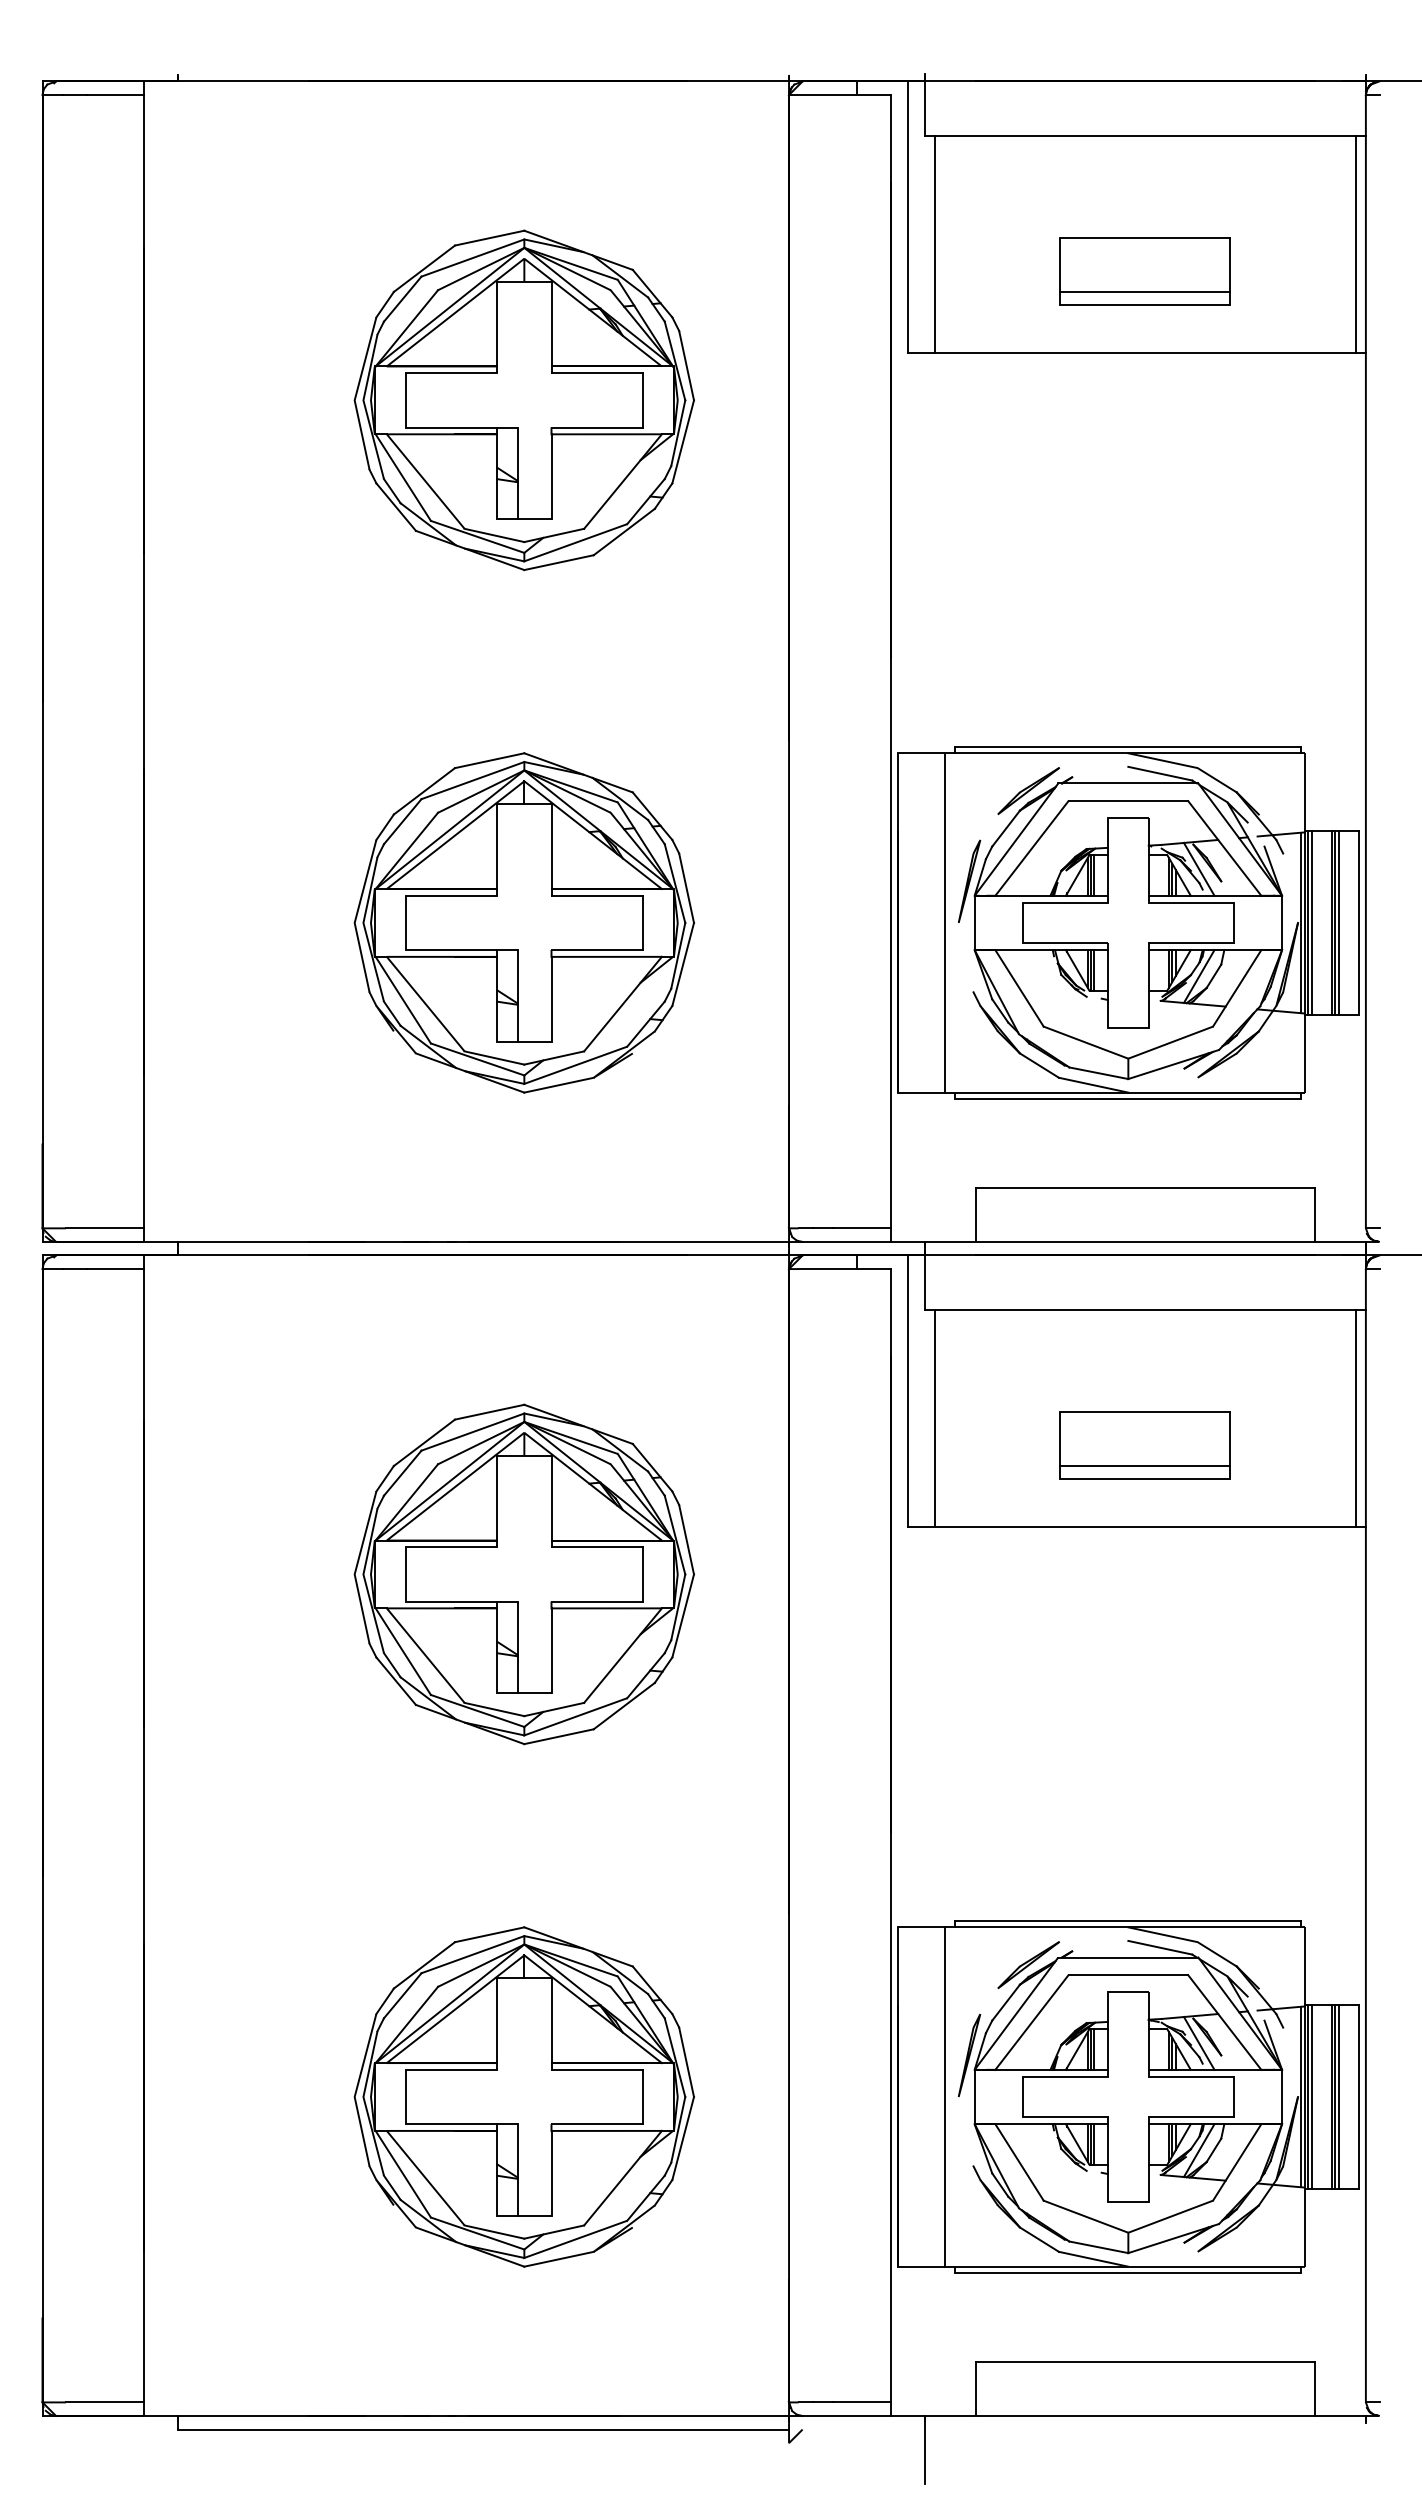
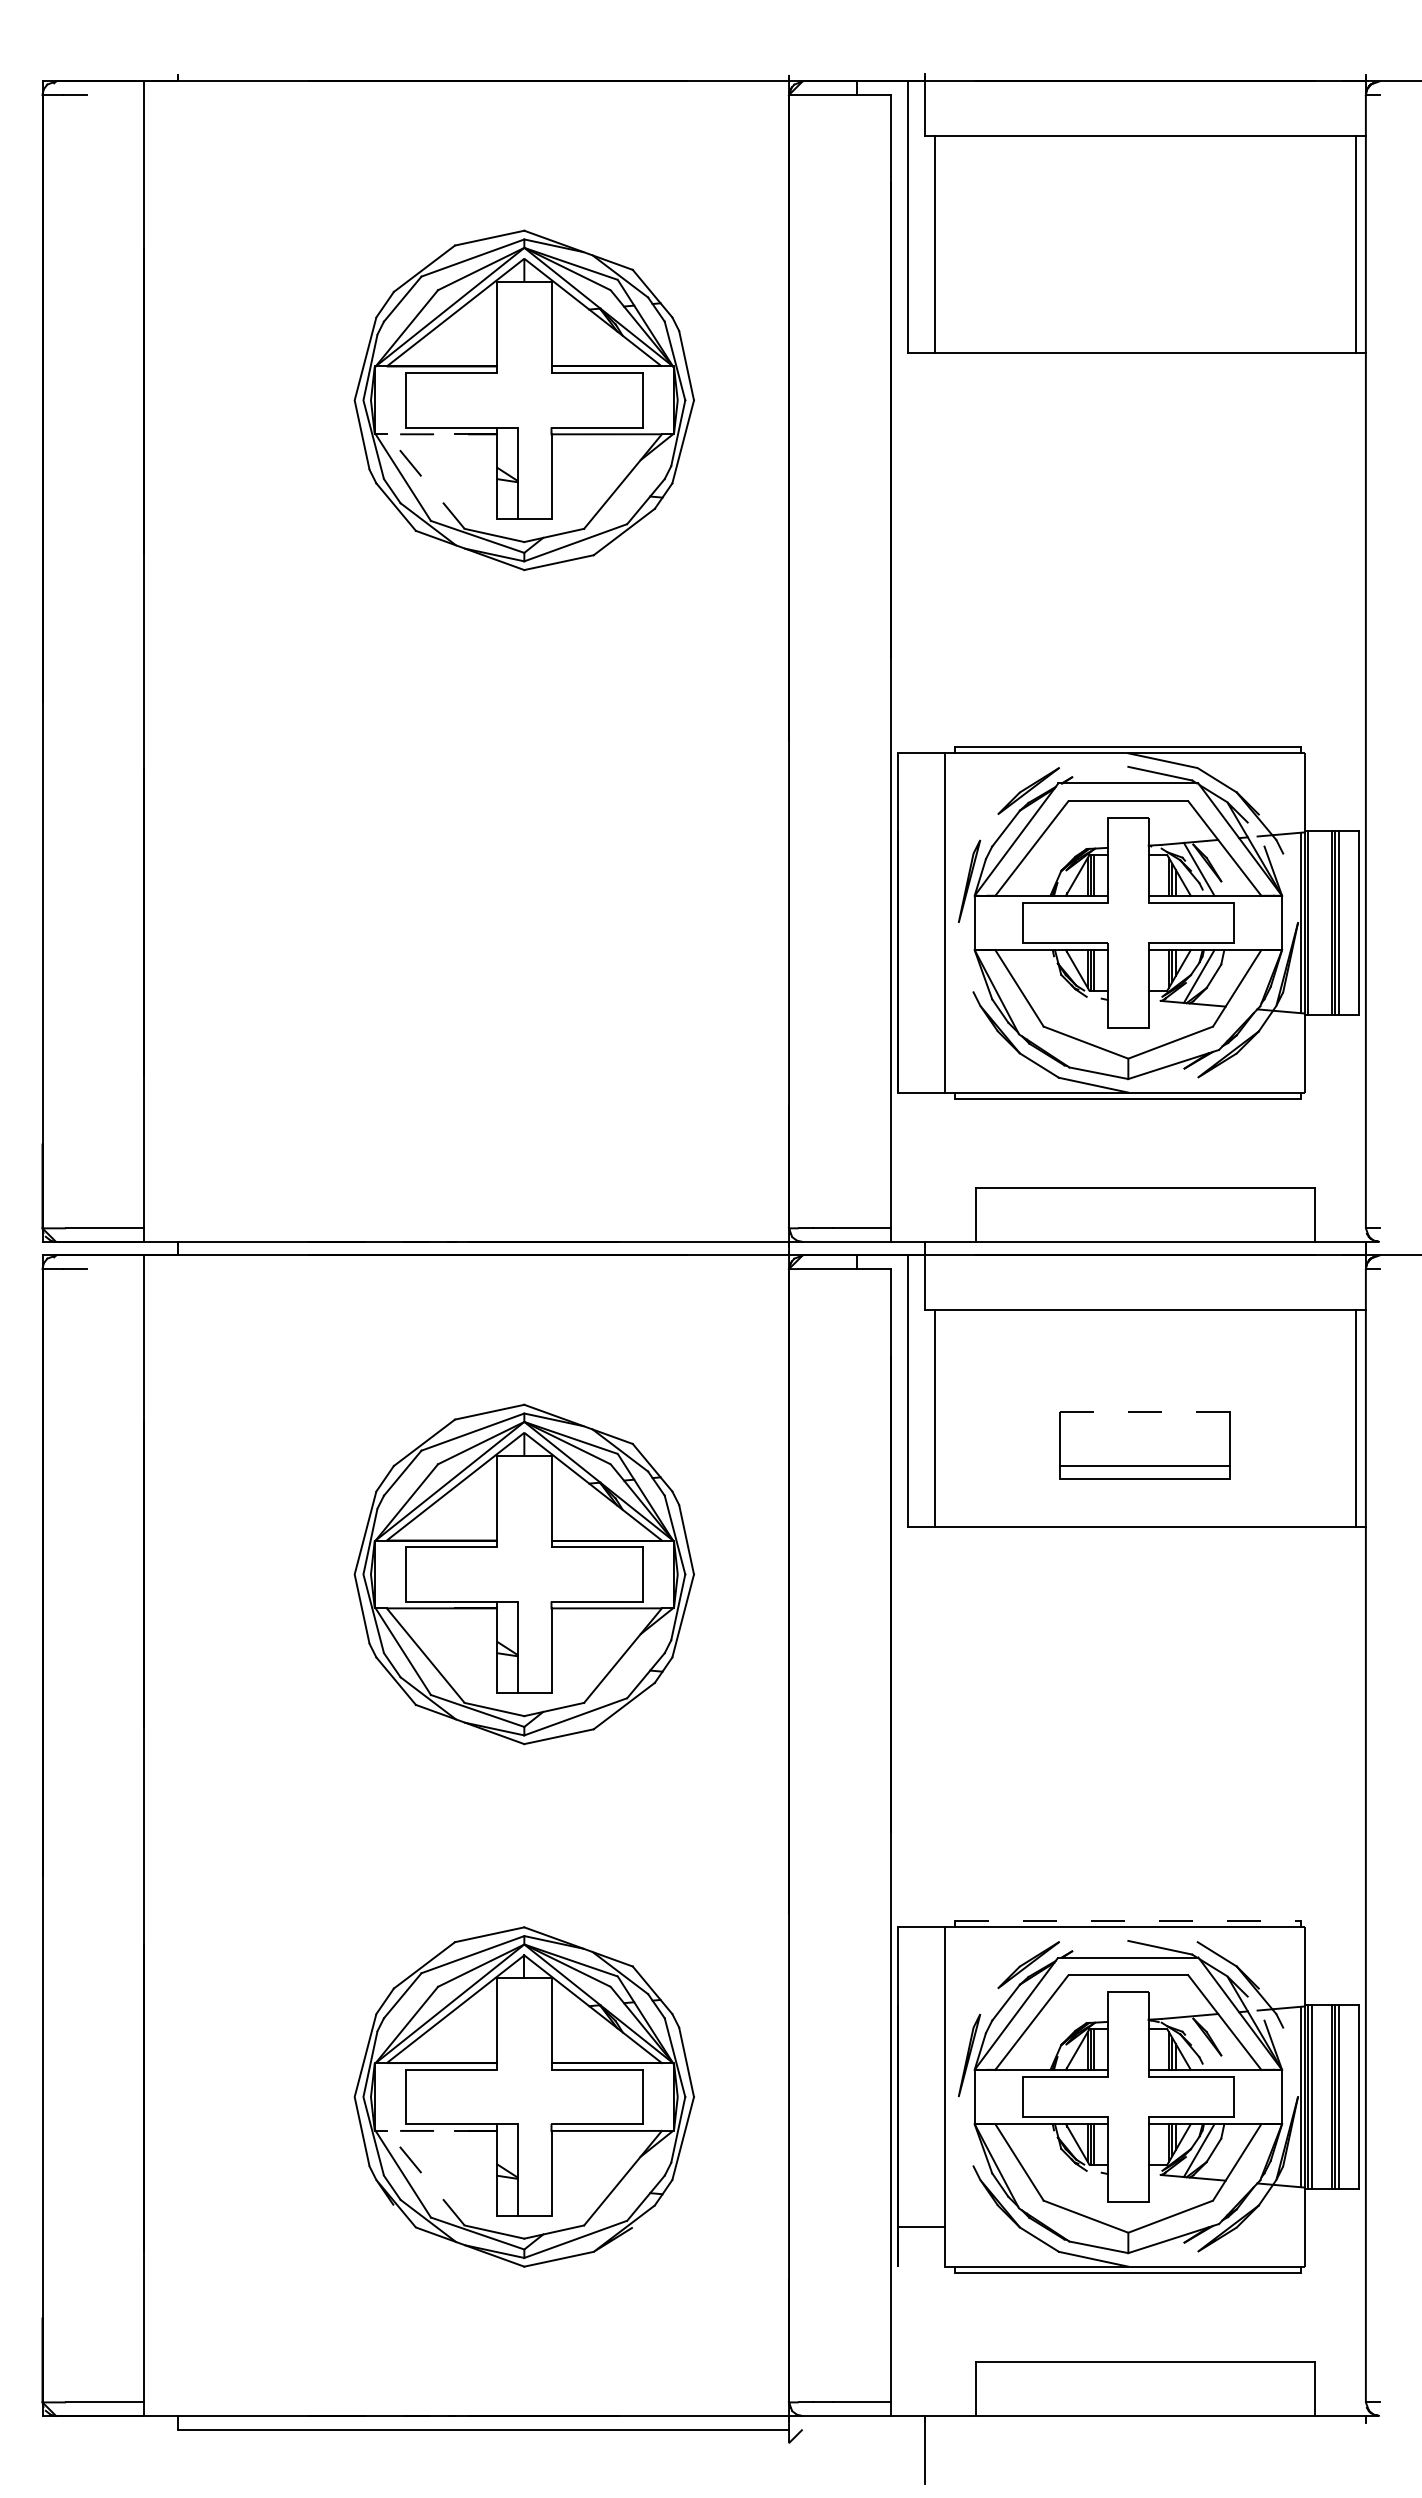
line: present -> none (115, 95)
part: present -> none (1144, 271)
line: solid -> dashed (389, 438)
part: present -> none (523, 922)
line: present -> none (1311, 922)
line: present -> none (115, 1269)
line: solid -> dashed (1145, 1411)
line: solid -> dashed (1128, 1920)
line: present -> none (1162, 1934)
line: present -> none (1198, 2043)
line: solid -> dashed (389, 2134)
line position: (921, 2266) -> (921, 2226) (921, 2226)
